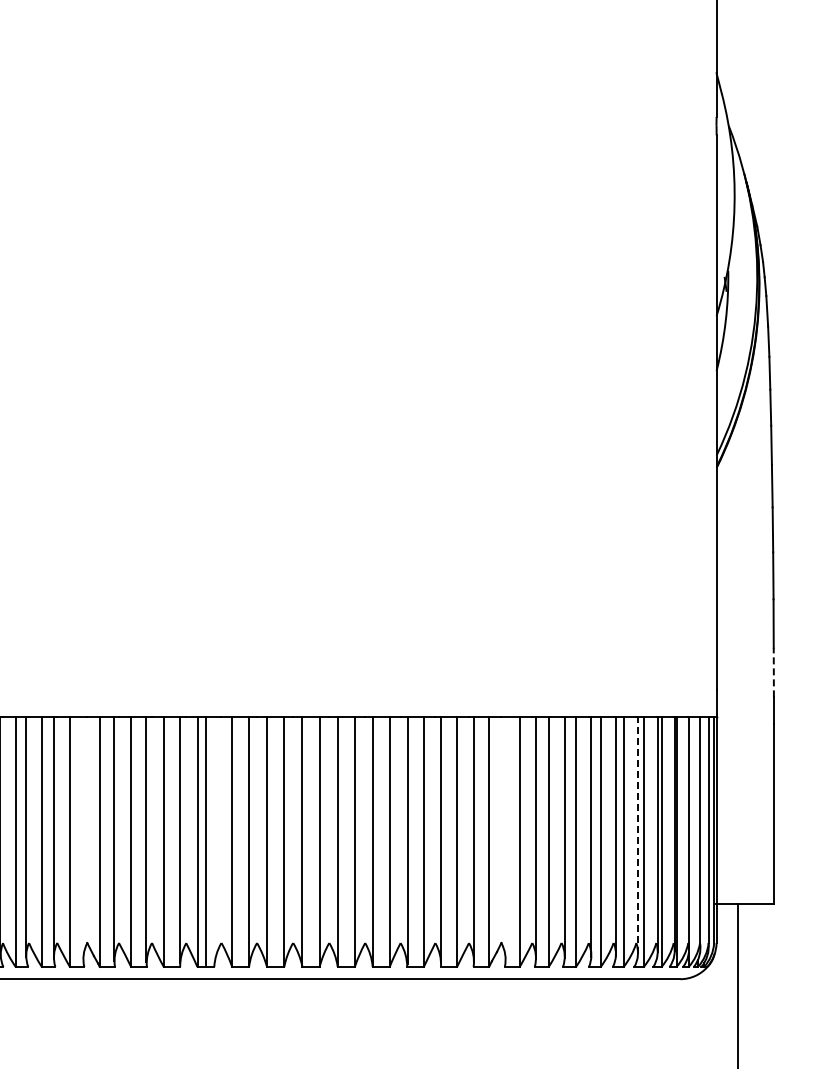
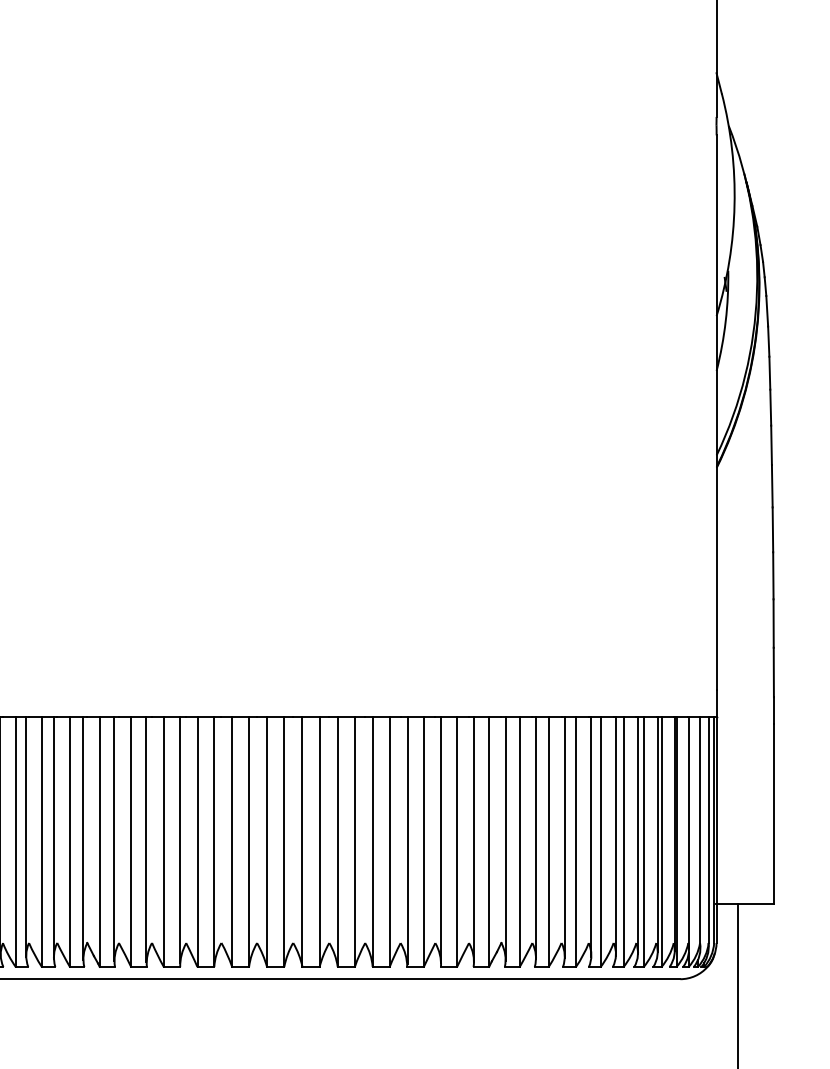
line: dashed -> solid (773, 672)
line: dashed -> solid (638, 835)
line: none -> present (82, 838)
line: none -> present (506, 838)
line position: (206, 840) -> (214, 840) (214, 840)
